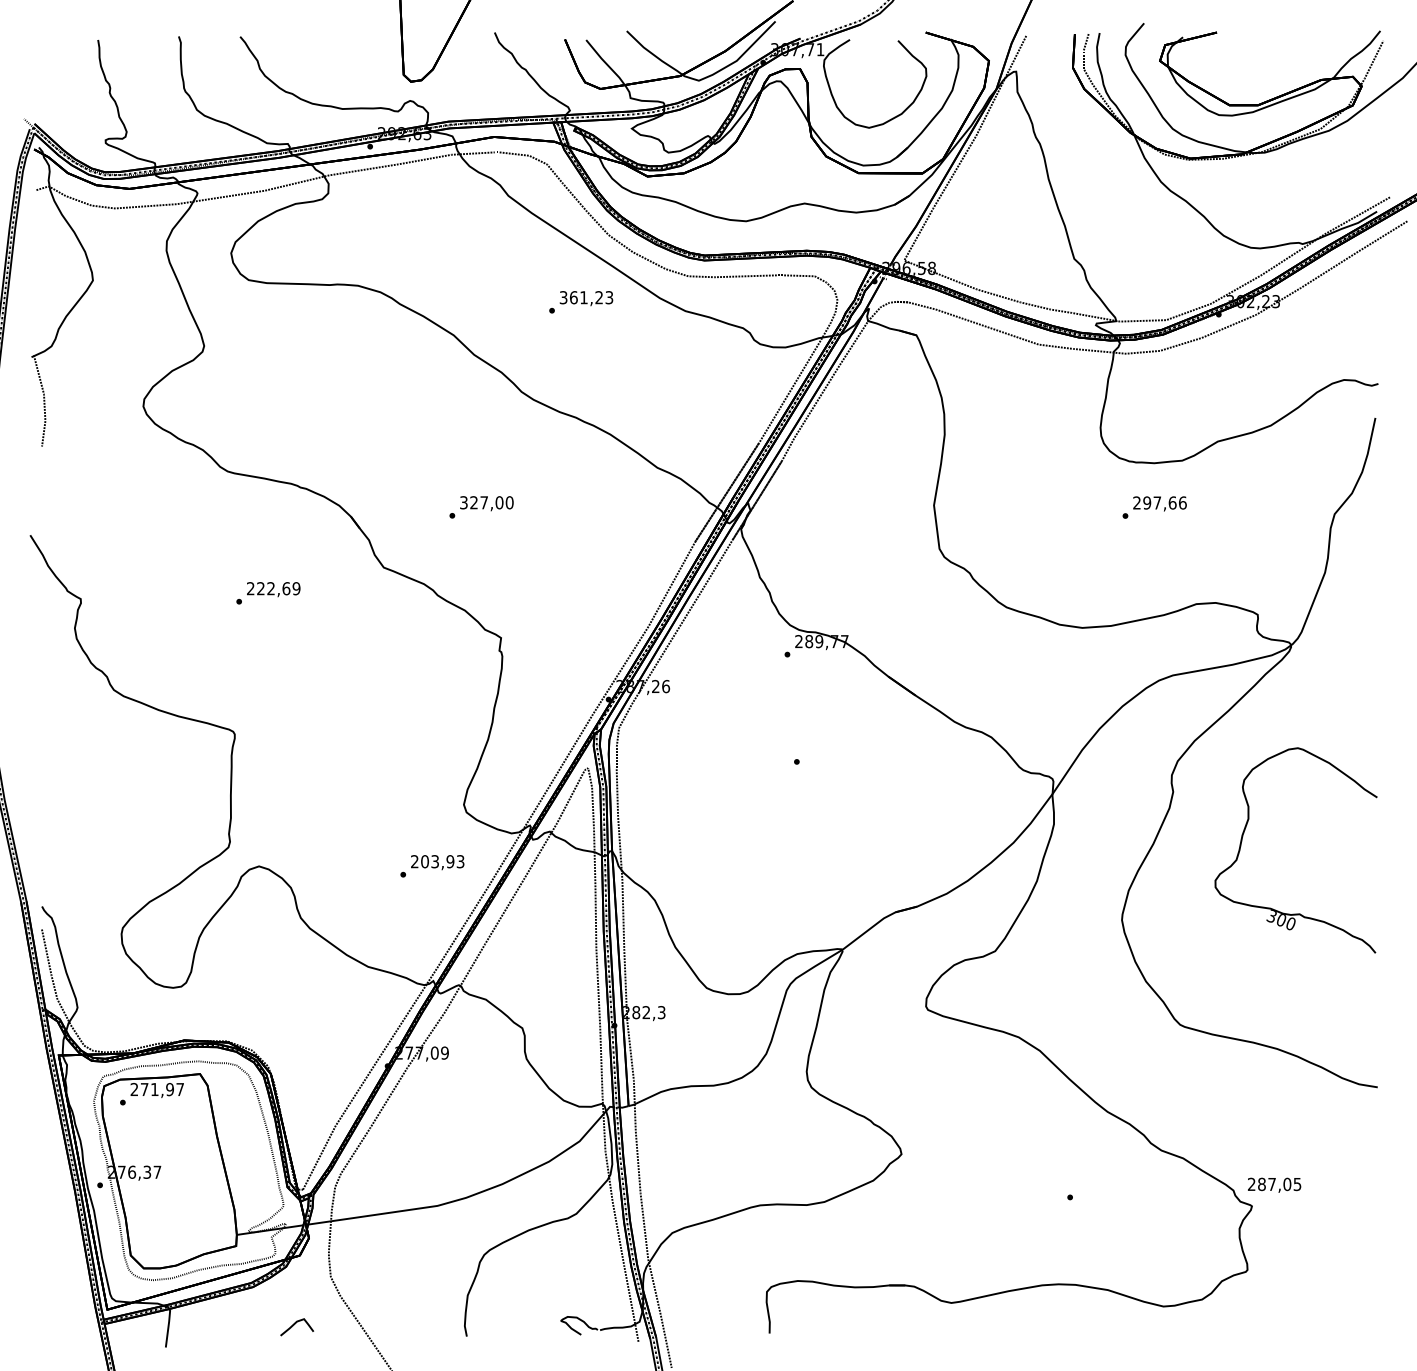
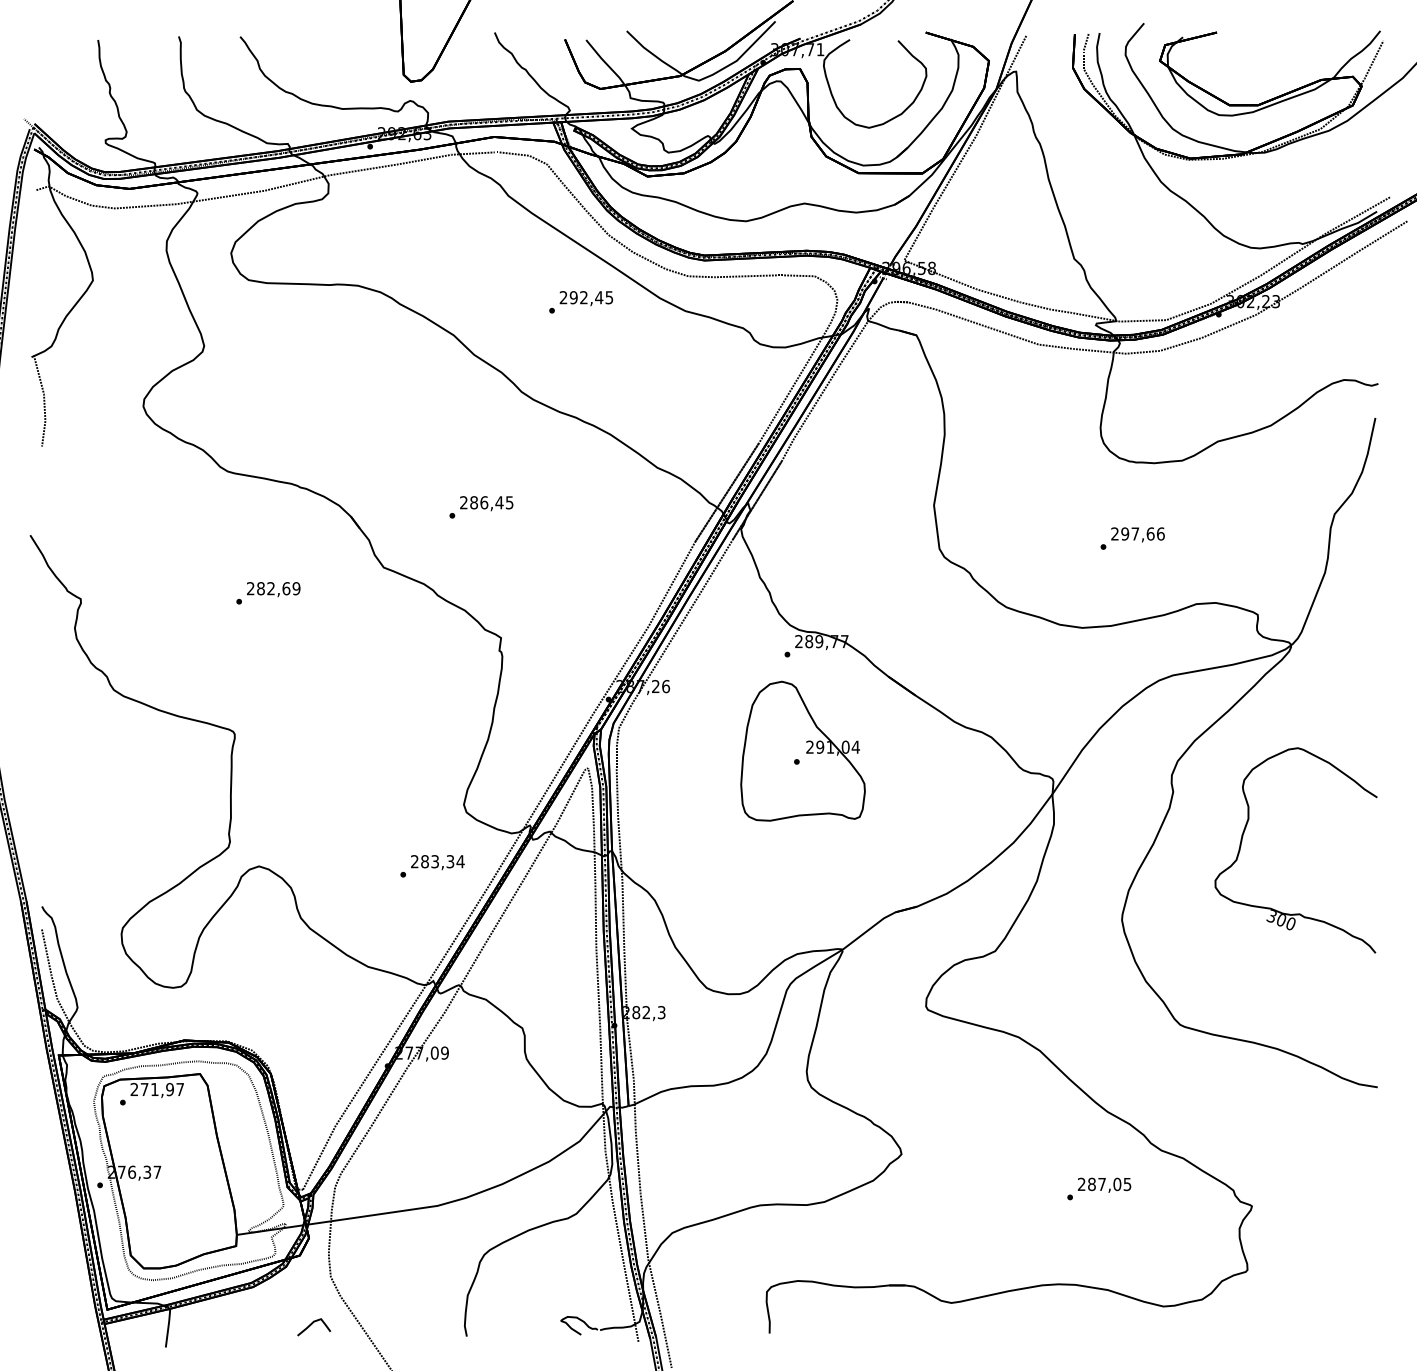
text: 361,23 -> 292,45 (586, 297)
text: 327,00 -> 286,45 (486, 502)
text position: (1154, 507) -> (1132, 538) (1132, 538)
text: 222,69 -> 282,69 (260, 588)
part: none -> present (802, 750)
text: 203,93 -> 283,34 (442, 861)
text position: (1274, 1184) -> (1104, 1184) (1104, 1184)
curve position: (295, 1324) -> (312, 1324) (312, 1324)
